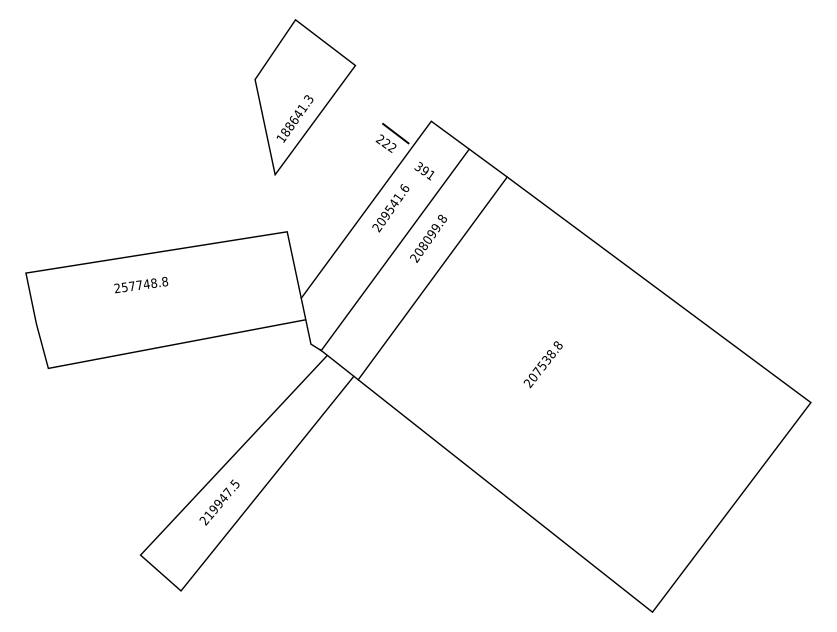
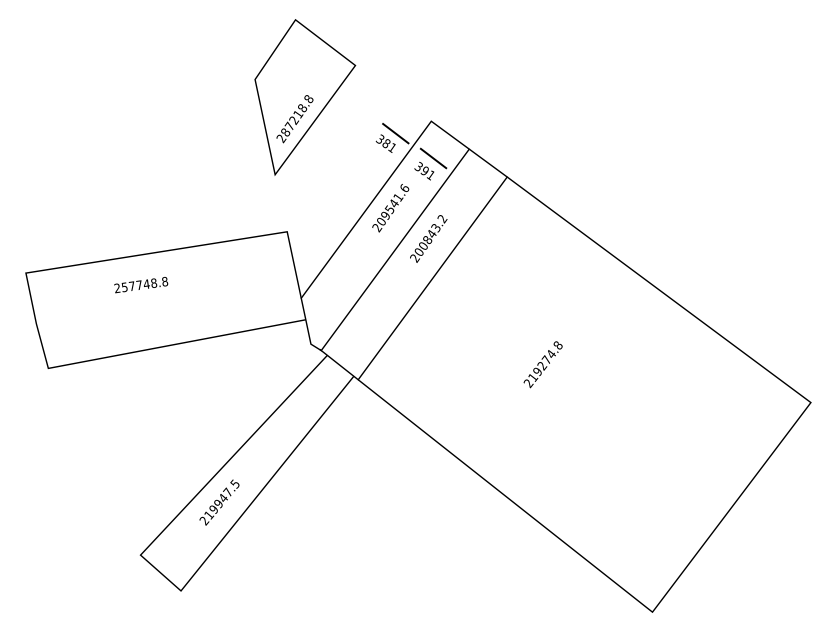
text: 188641.3 -> 287218.8 (294, 119)
text: 222 -> 381 (385, 142)
line: none -> present (433, 158)
text: 208099.8 -> 200843.2 (433, 232)
text: 207538.8 -> 219274.8 (541, 365)
